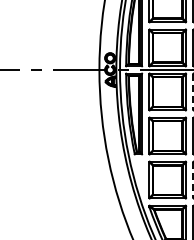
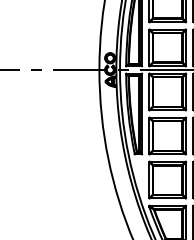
line: dashed -> solid (193, 92)
line: dashed -> solid (193, 180)
